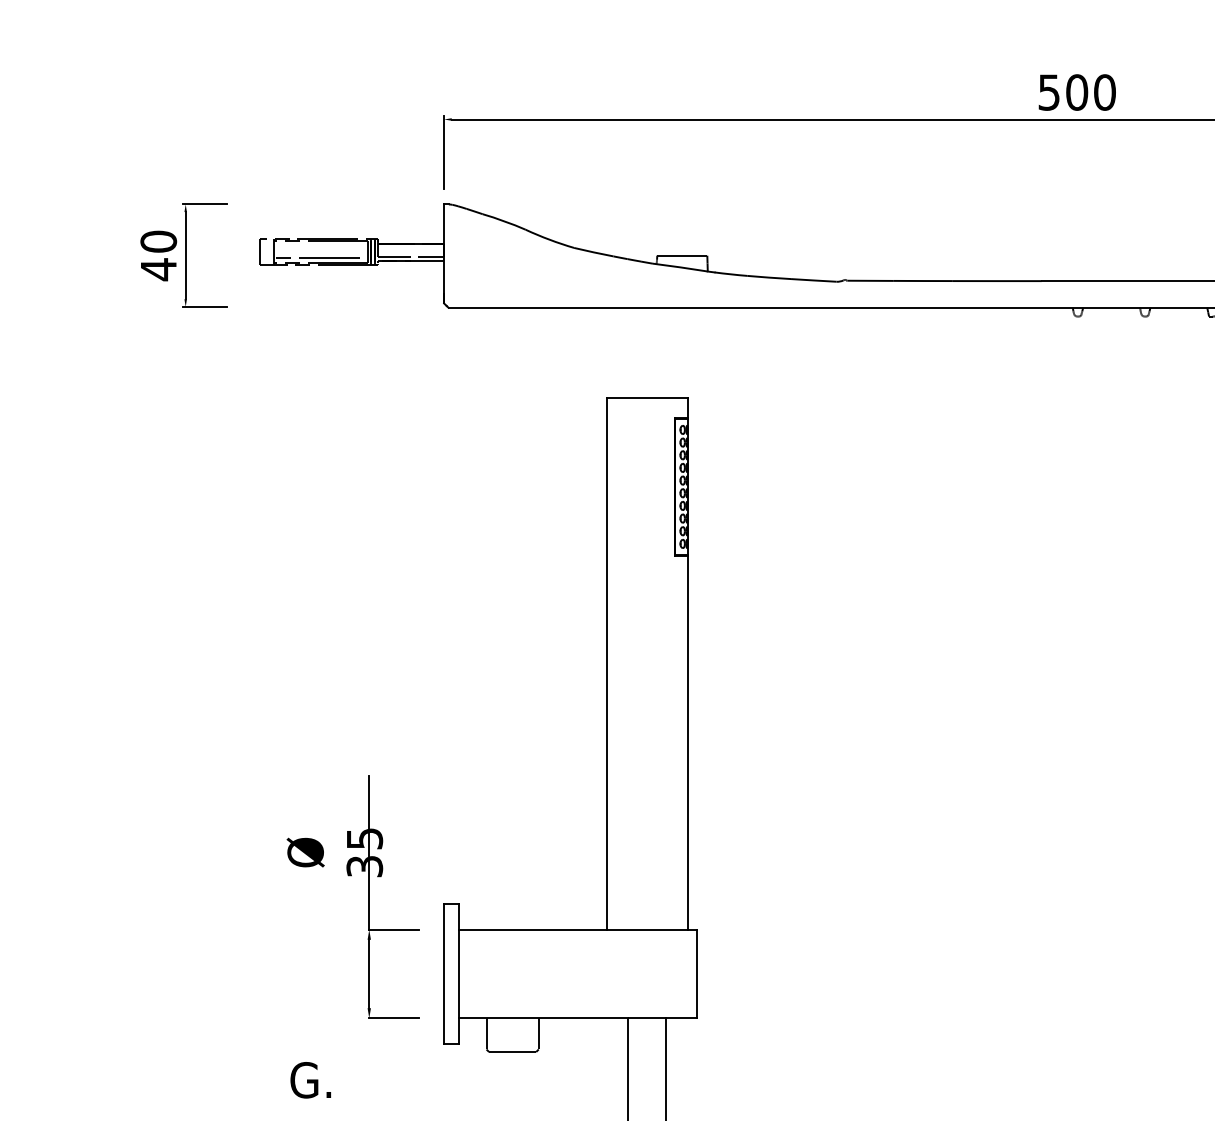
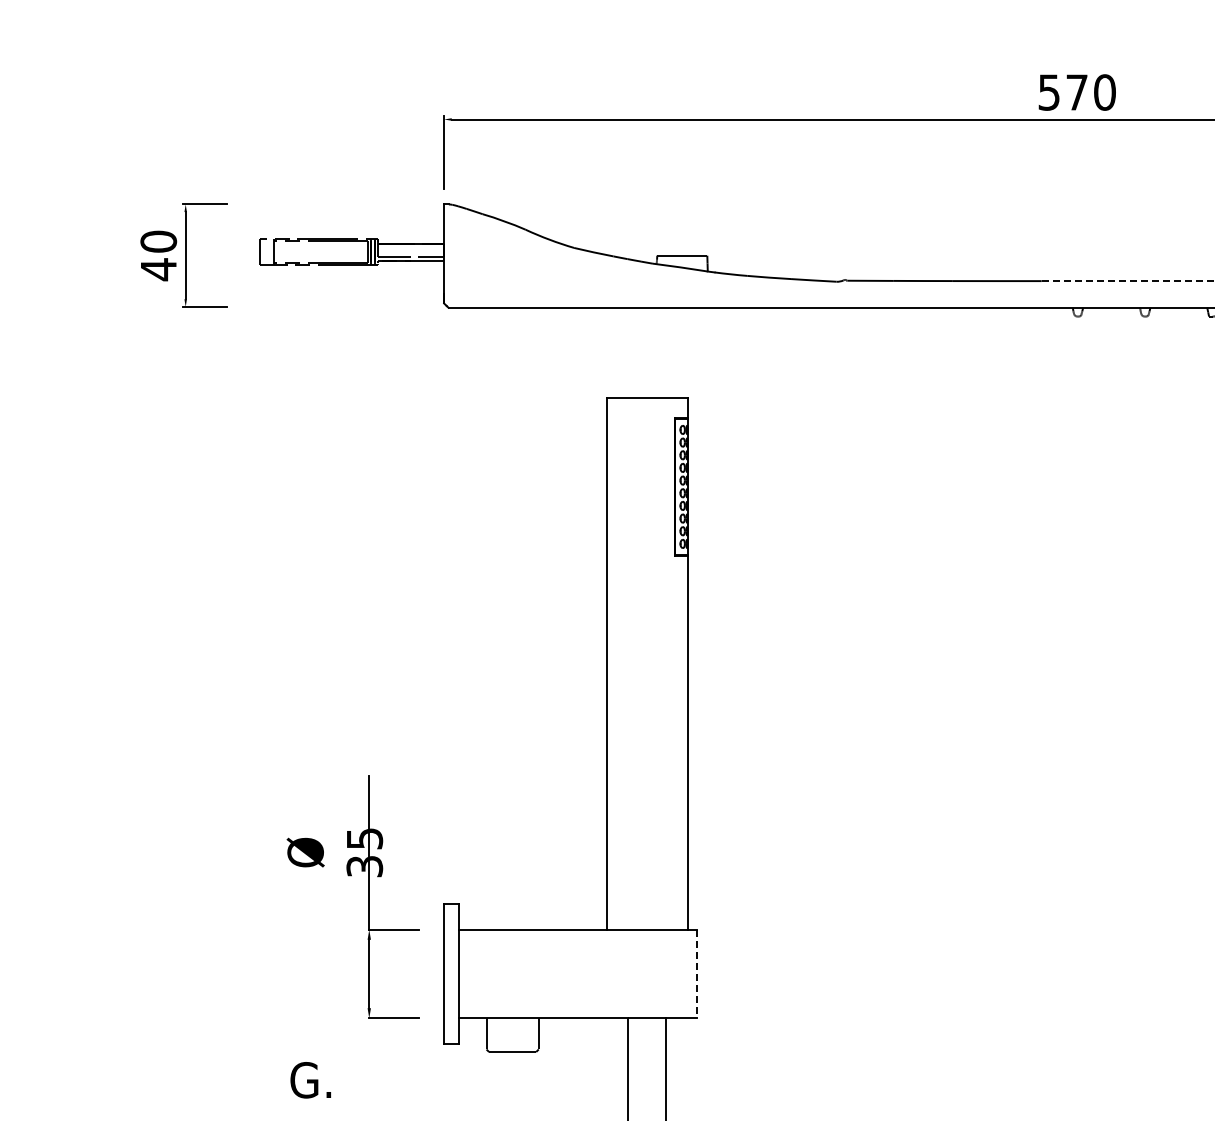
text: 500 -> 570 (1077, 92)
line: present -> none (316, 258)
line: solid -> dashed (1127, 281)
line: solid -> dashed (697, 974)
